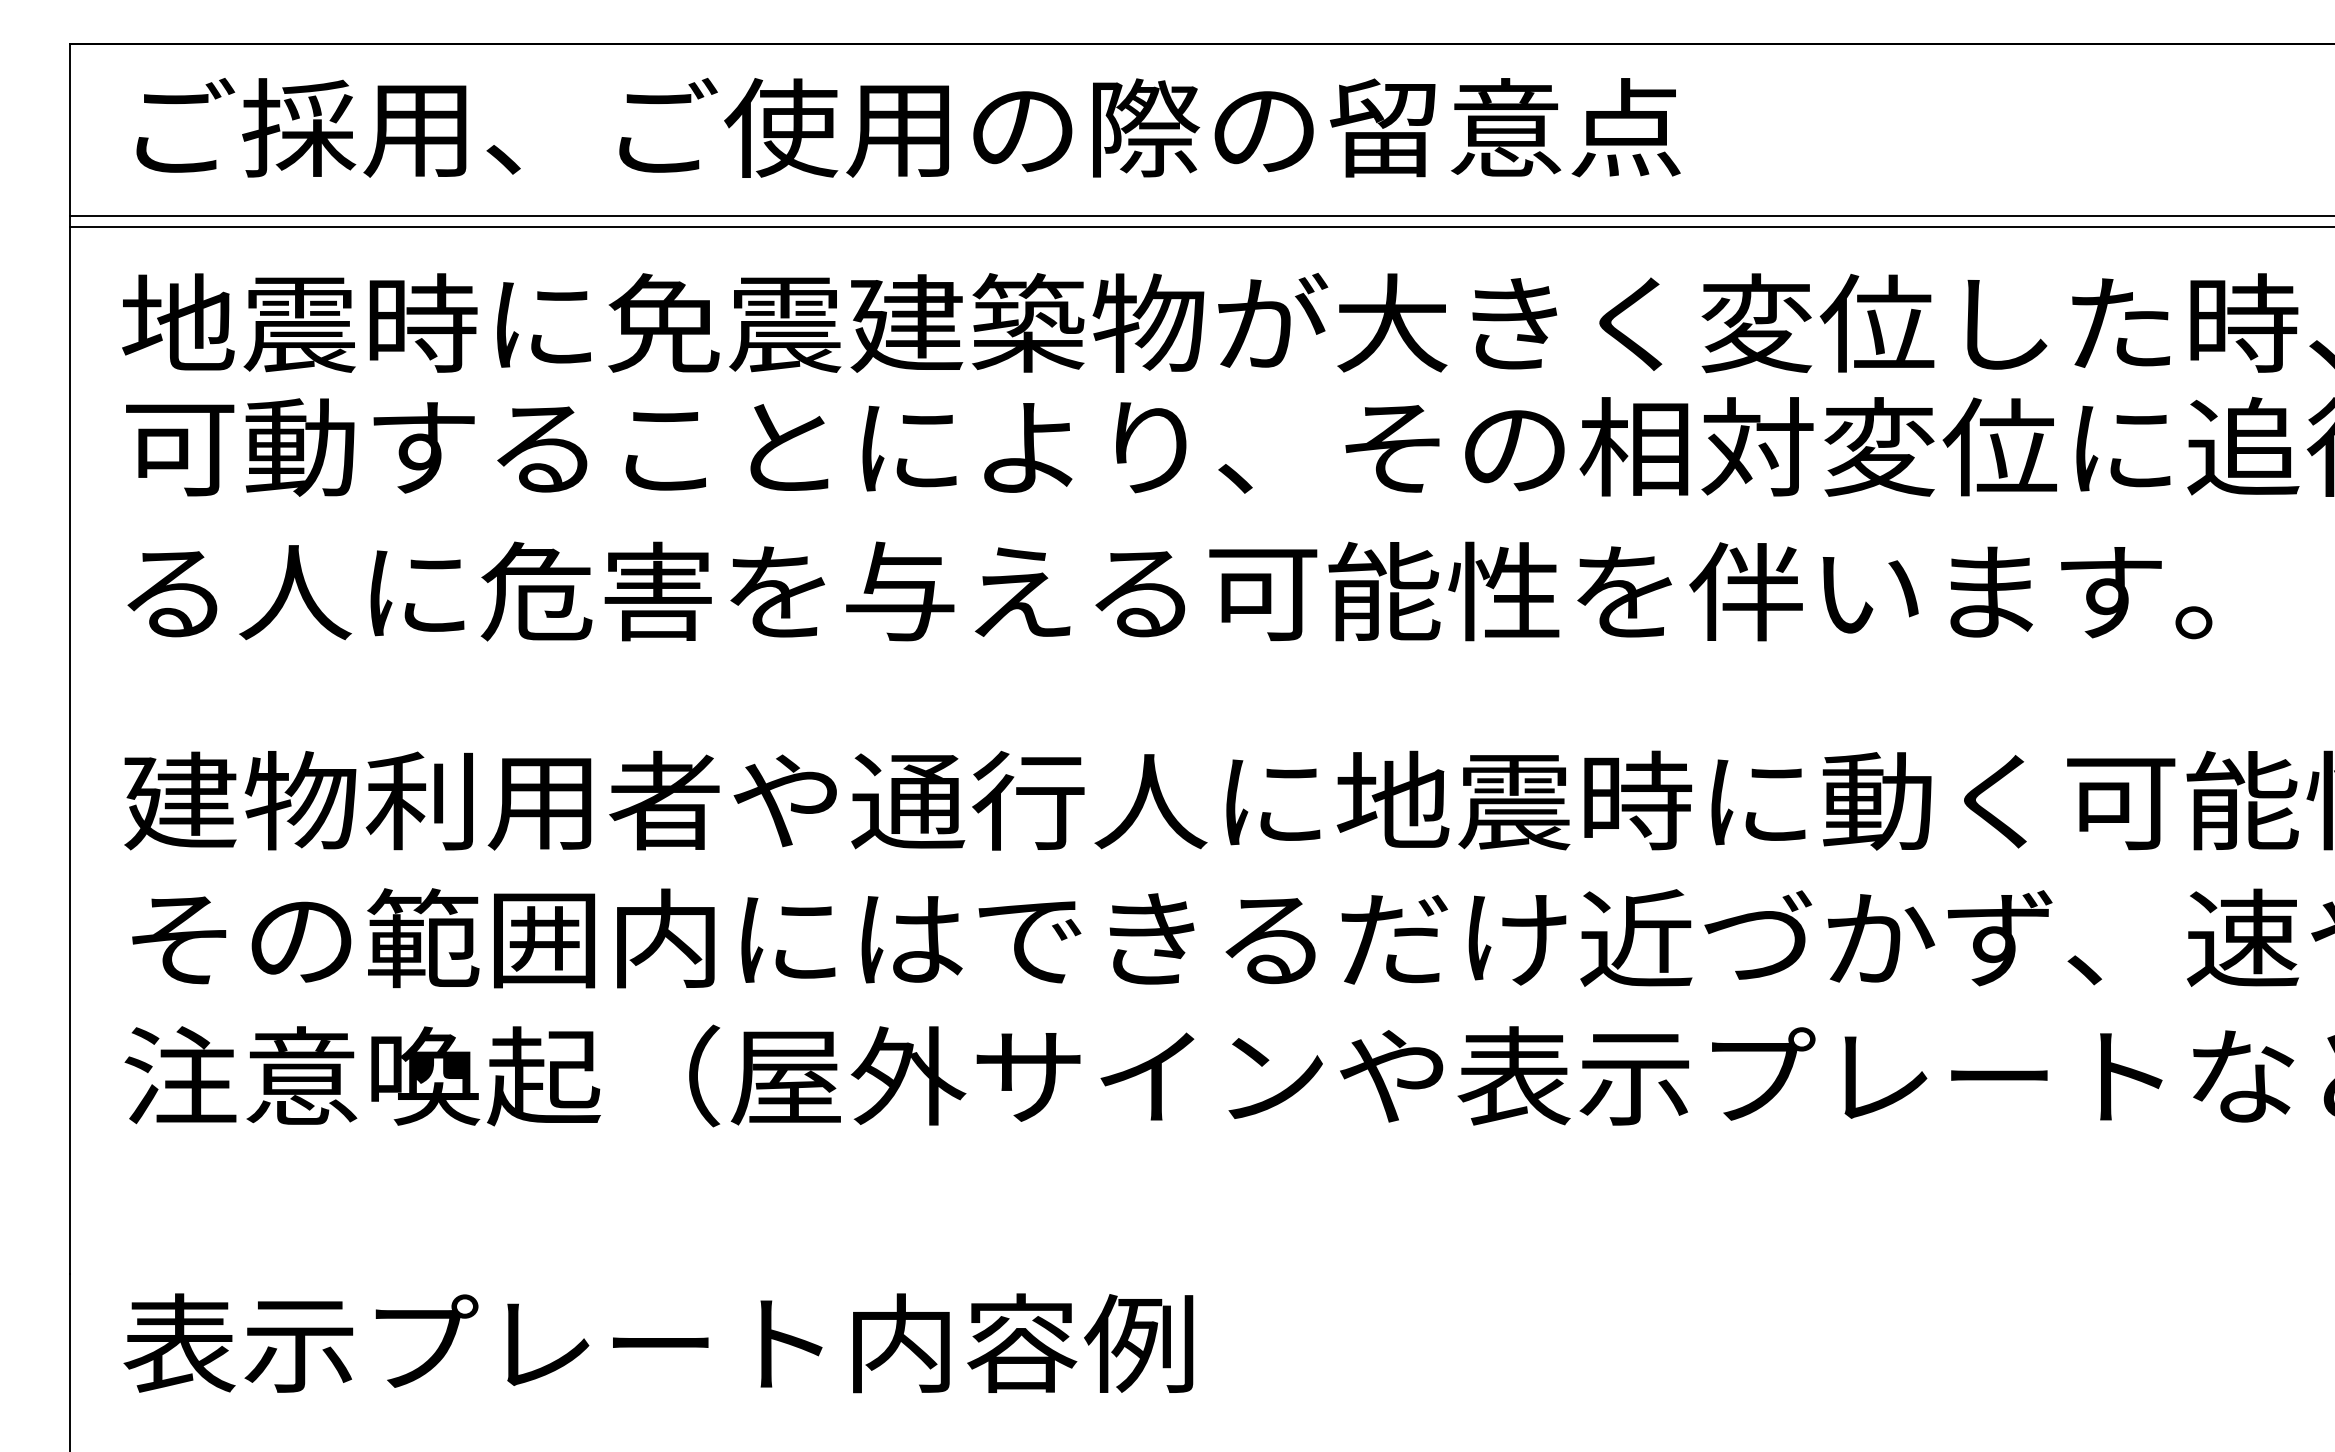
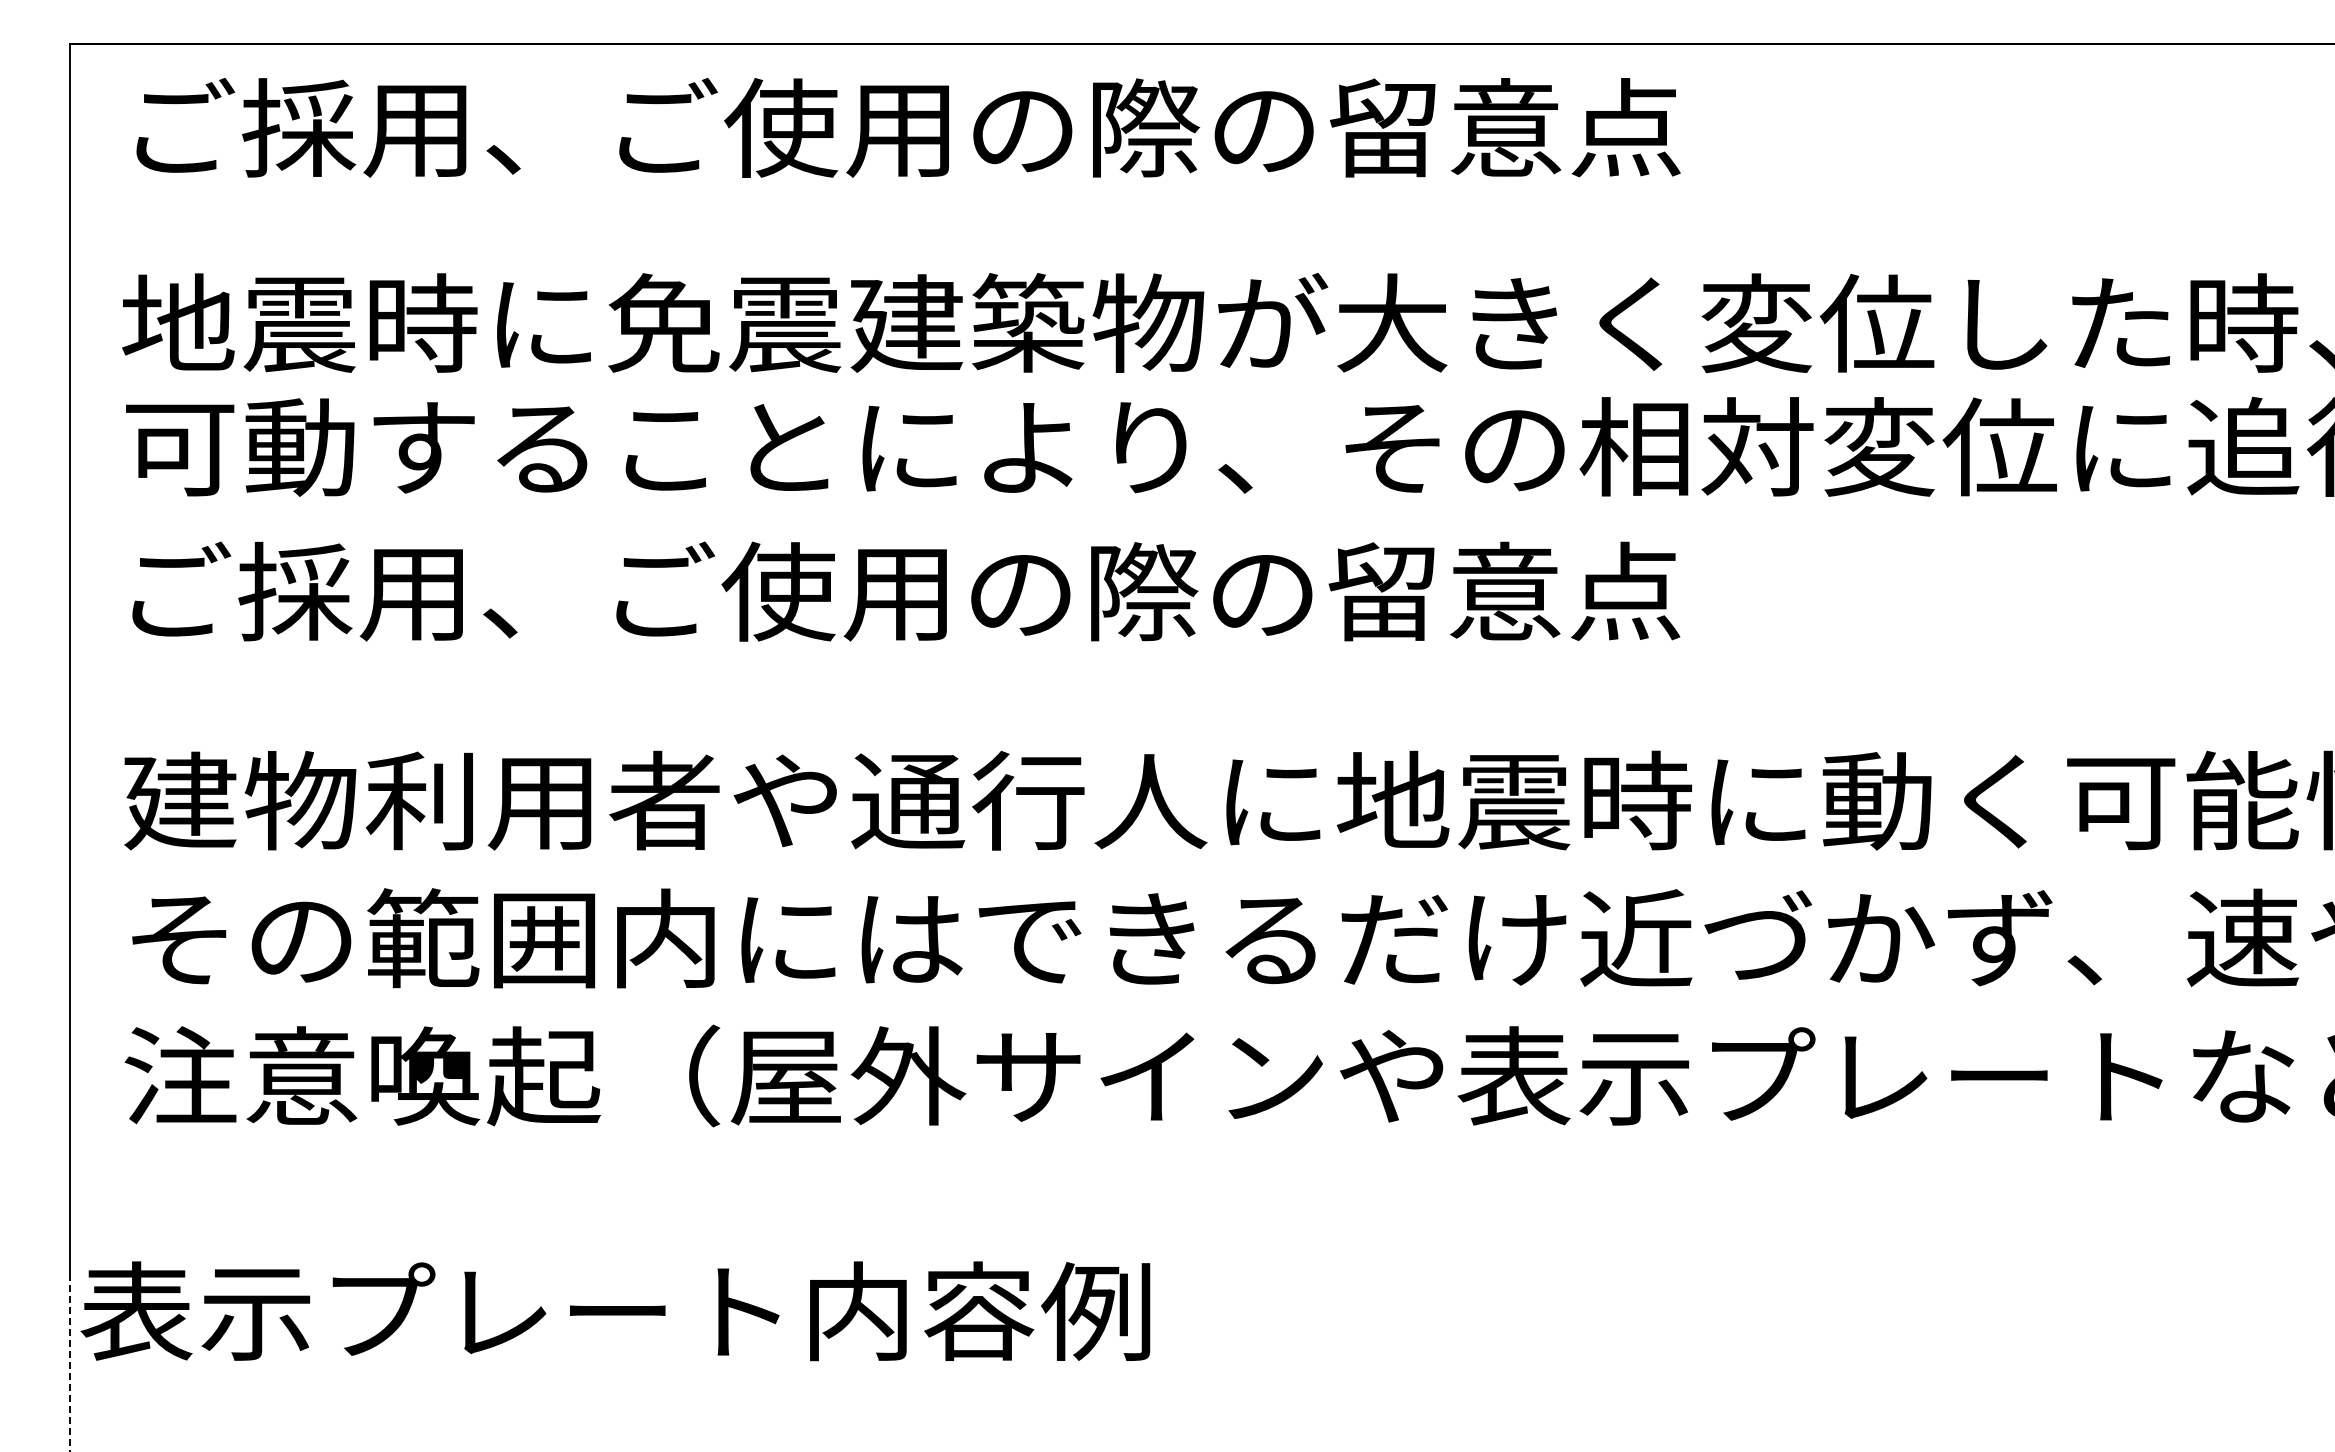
line: present -> none (1200, 216)
line: present -> none (1200, 226)
text: る人に危害を与える可能性を伴います。 -> ご採用、ご使用の際の留意点 (1169, 591)
text position: (658, 1343) -> (615, 1311) (615, 1311)
line: solid -> dashed (70, 1362)
